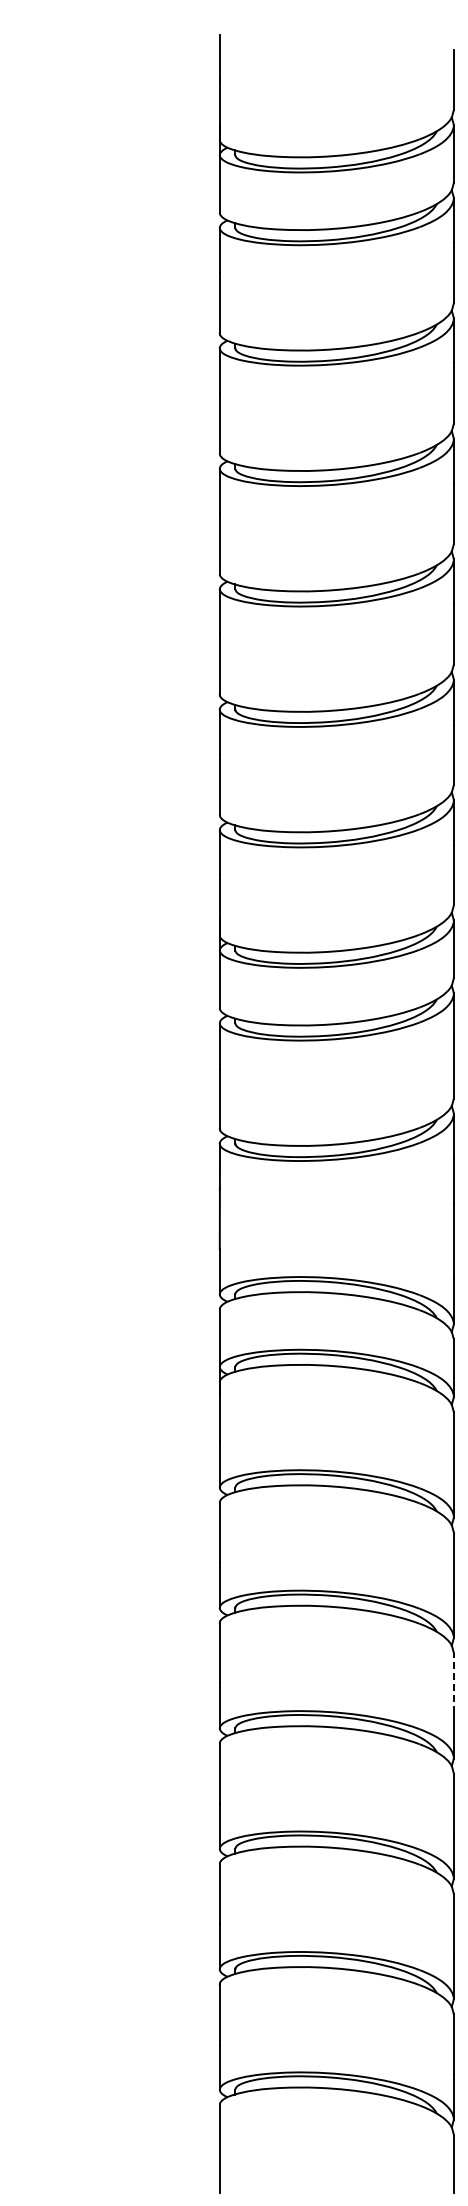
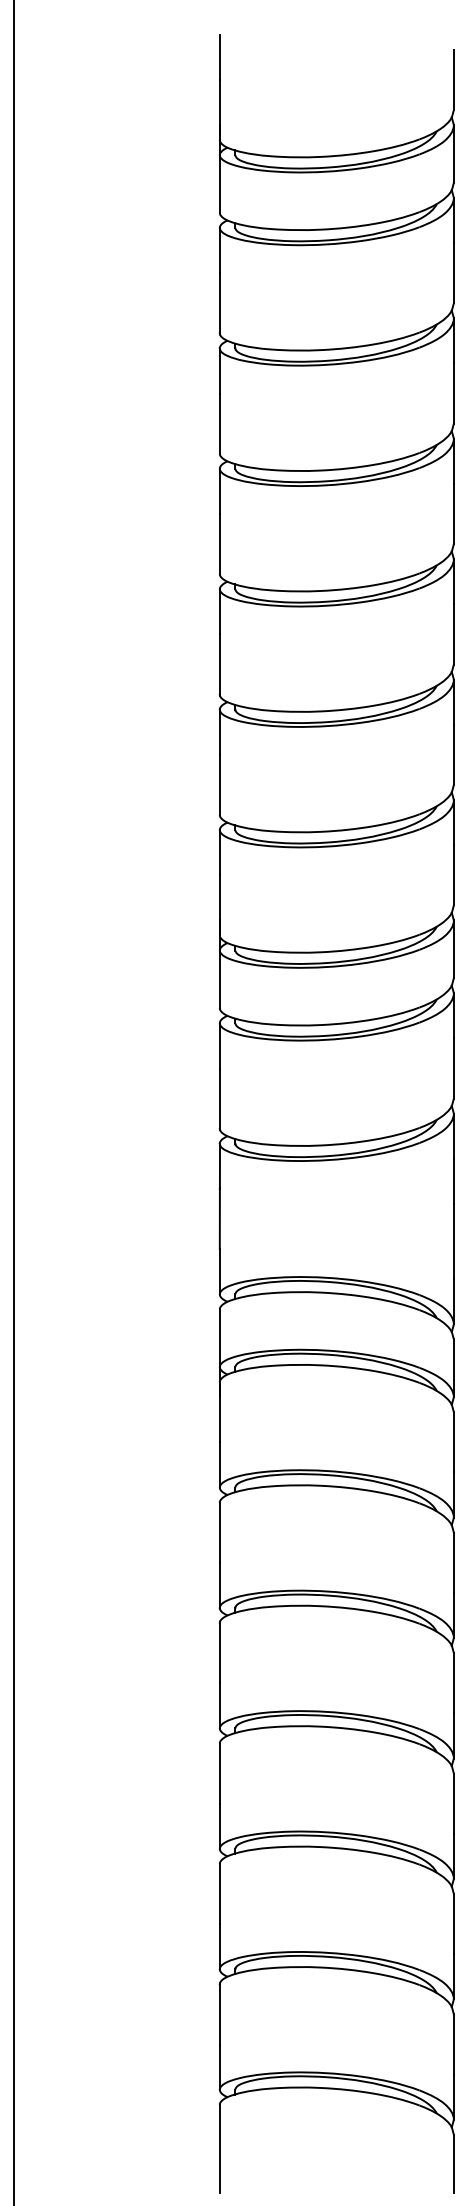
line: none -> present (14, 1102)
line: dashed -> solid (453, 1682)
